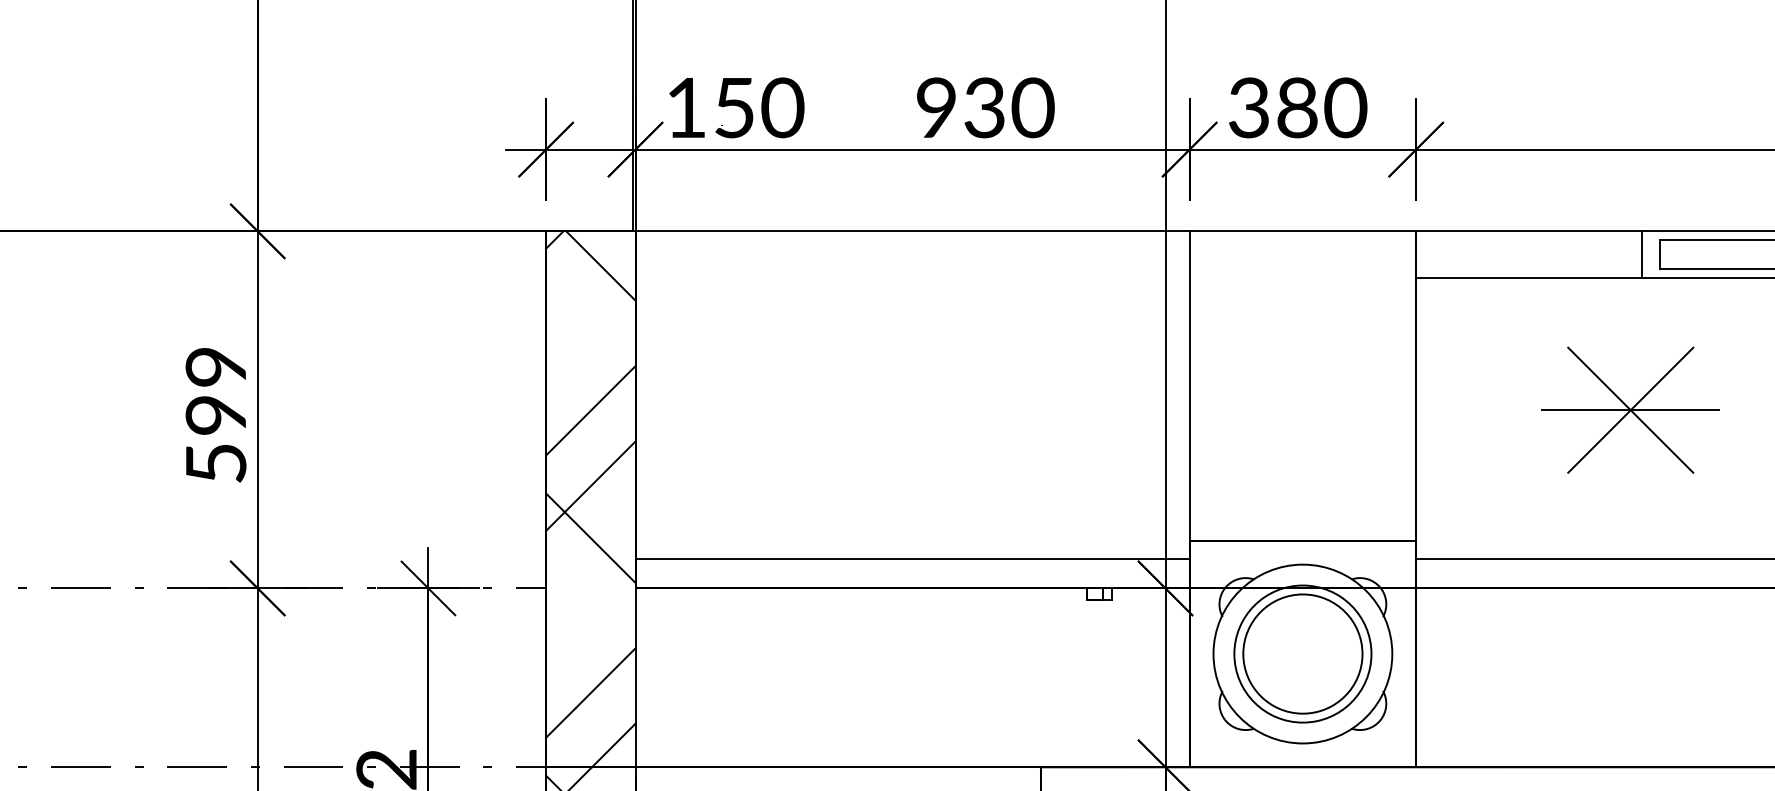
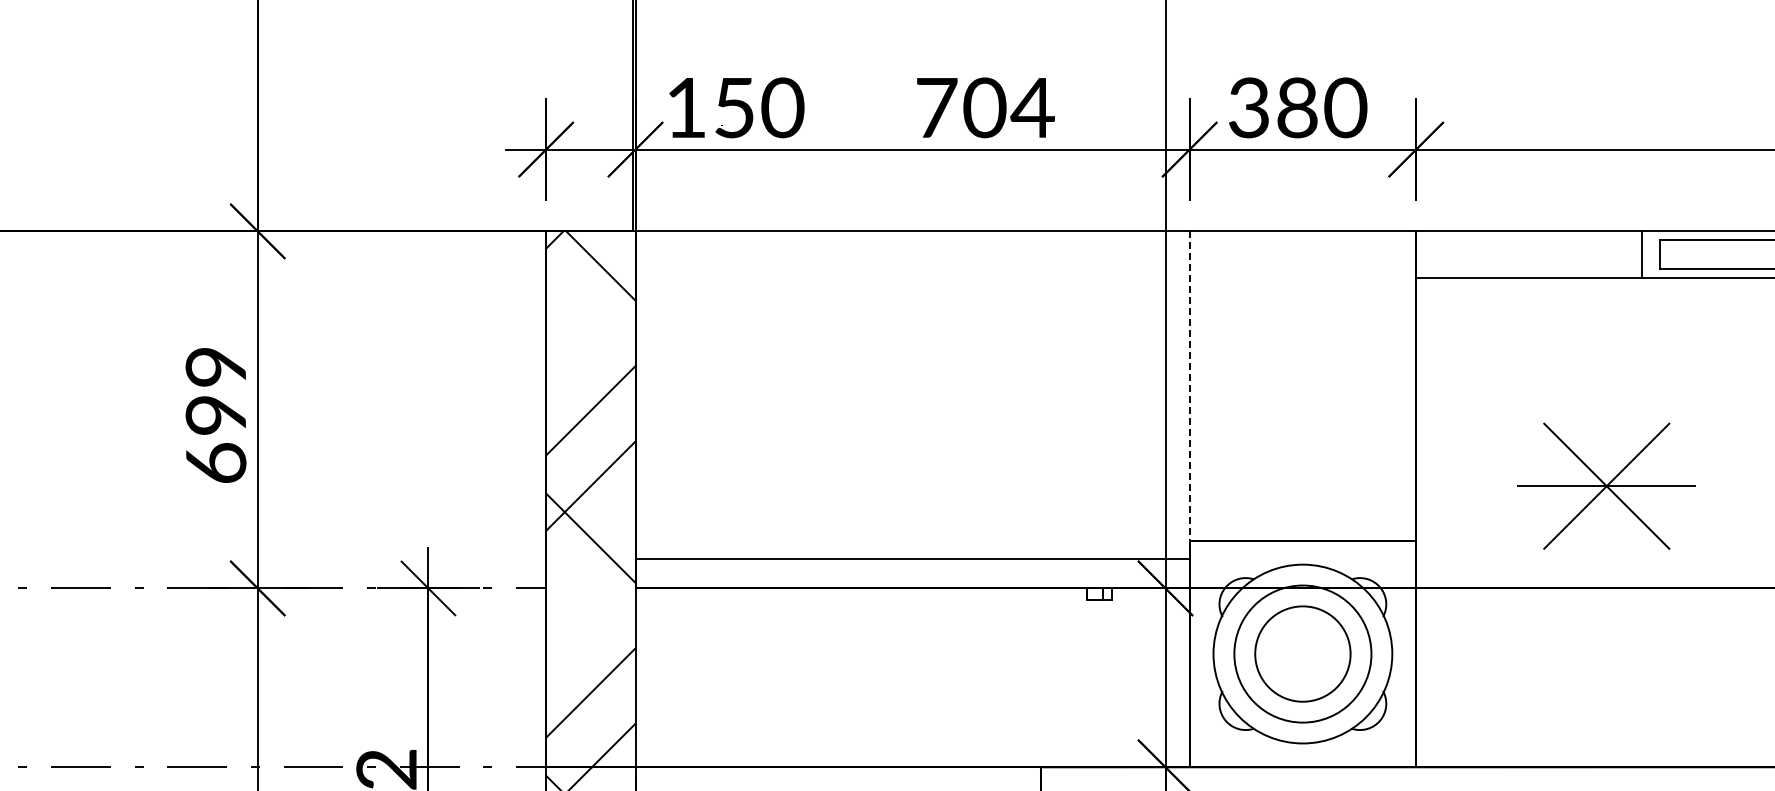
text: 930 -> 704 (985, 107)
line: solid -> dashed (1189, 409)
part position: (1630, 409) -> (1606, 485) (1606, 485)
text: 599 -> 699 (216, 462)
line: present -> none (1593, 558)
circle diameter: 119 px -> 95 px (1302, 653)
